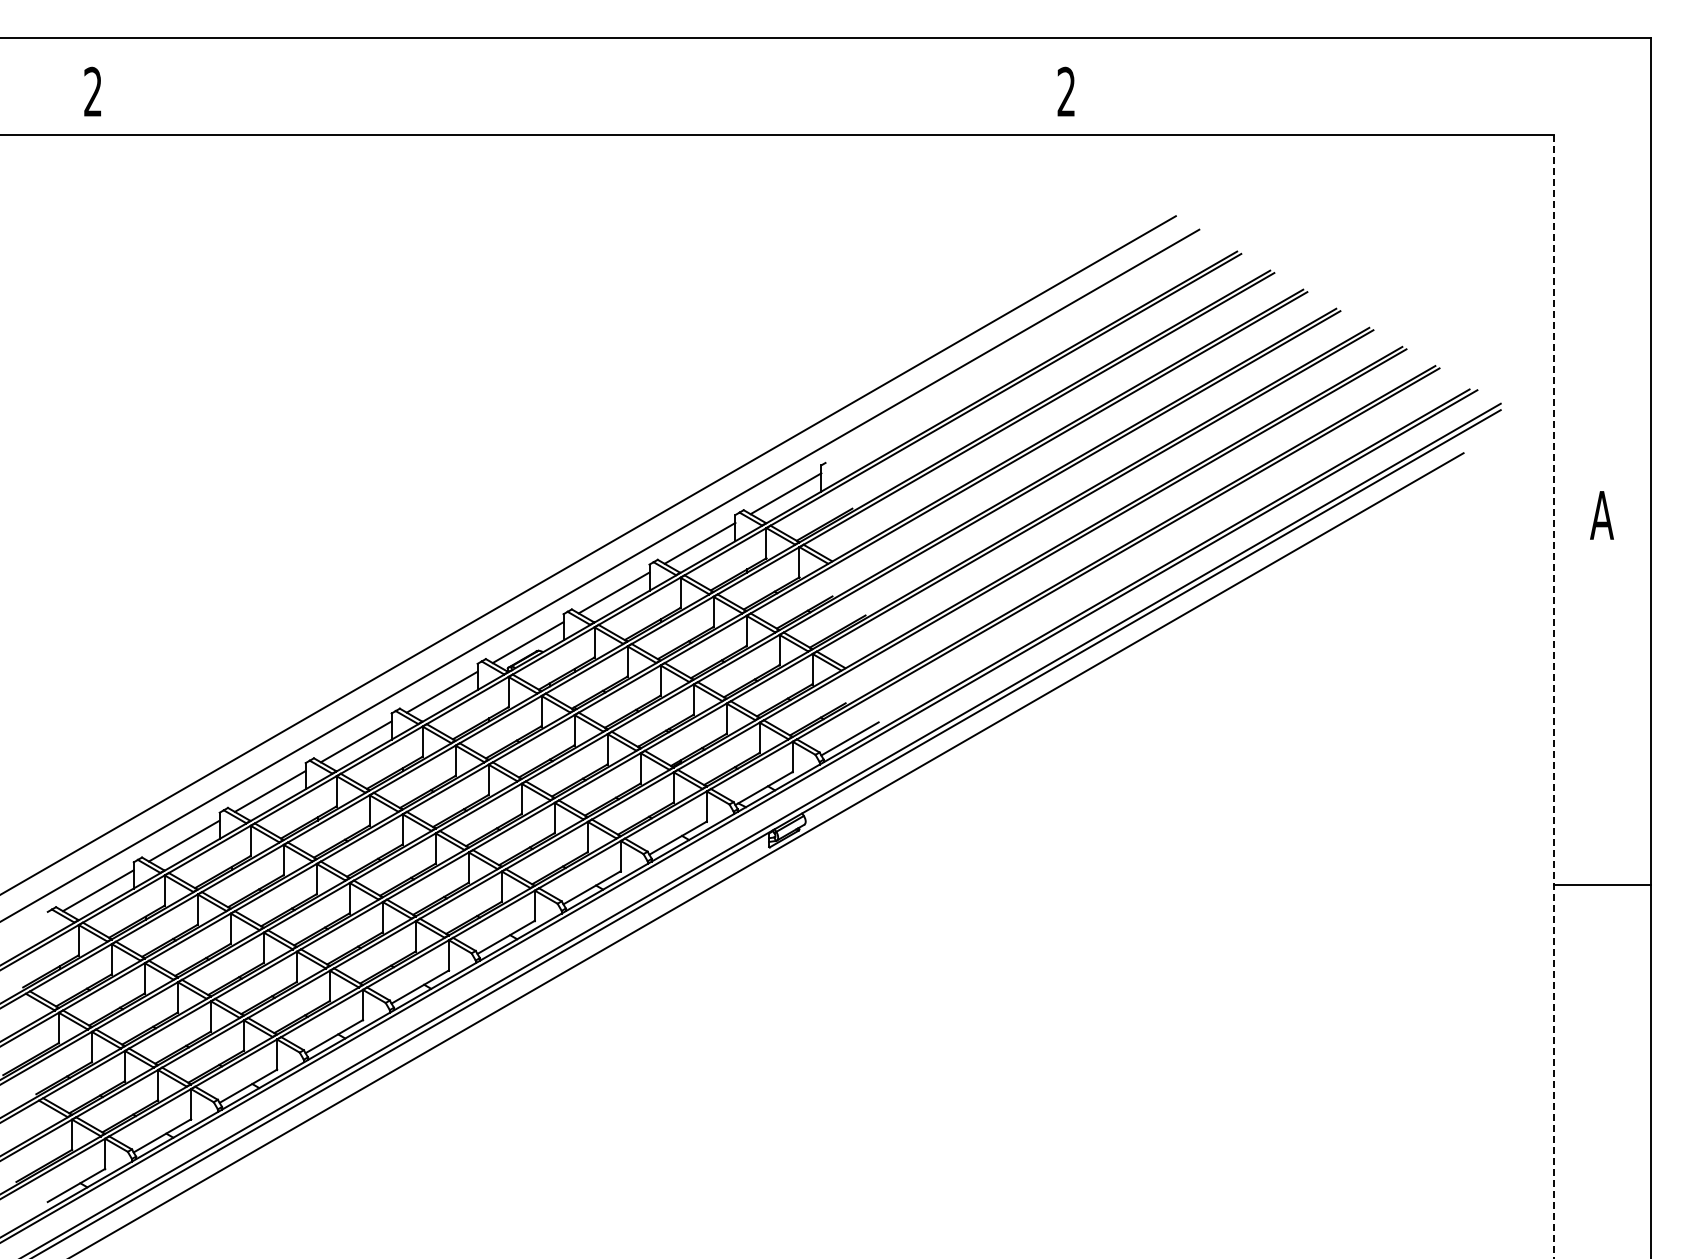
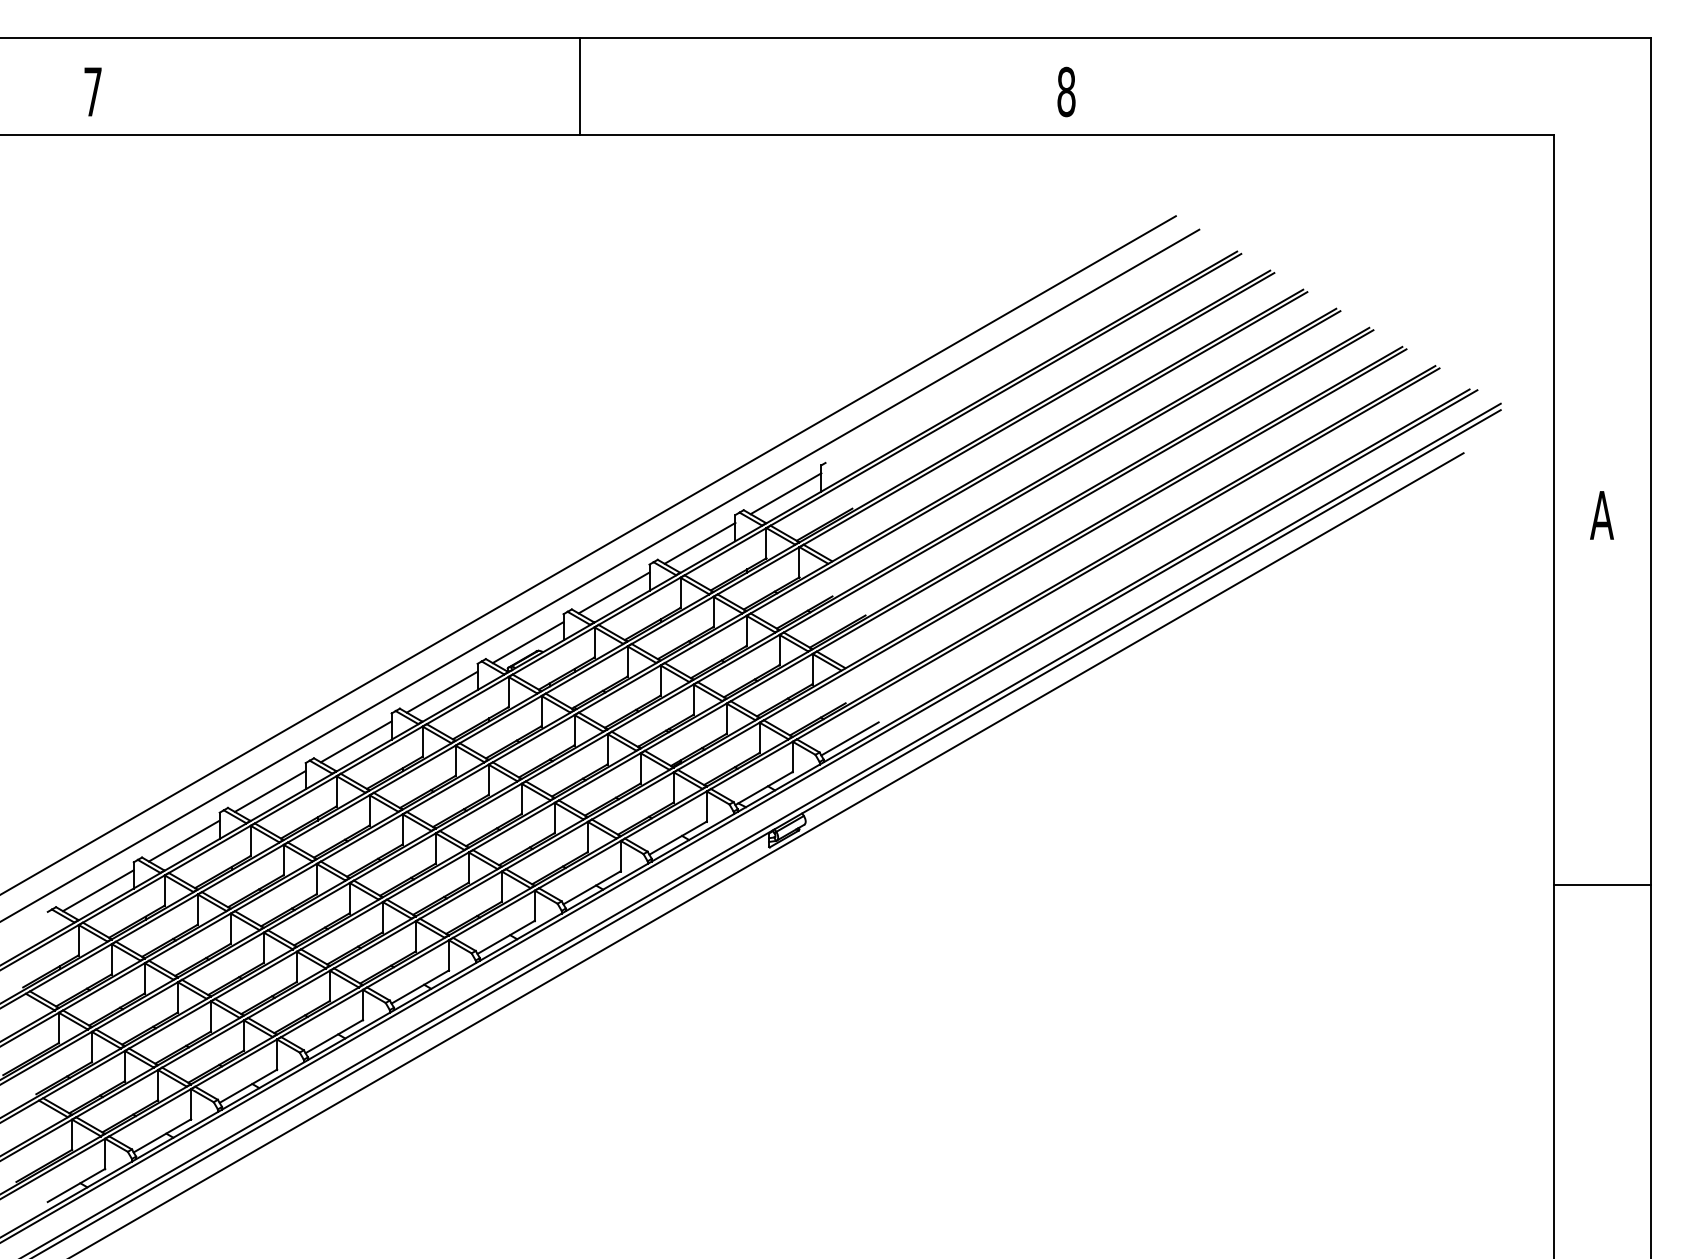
line: none -> present (580, 86)
text: 2 -> 7 (92, 91)
text: 2 -> 8 (1066, 91)
line: dashed -> solid (1553, 697)
